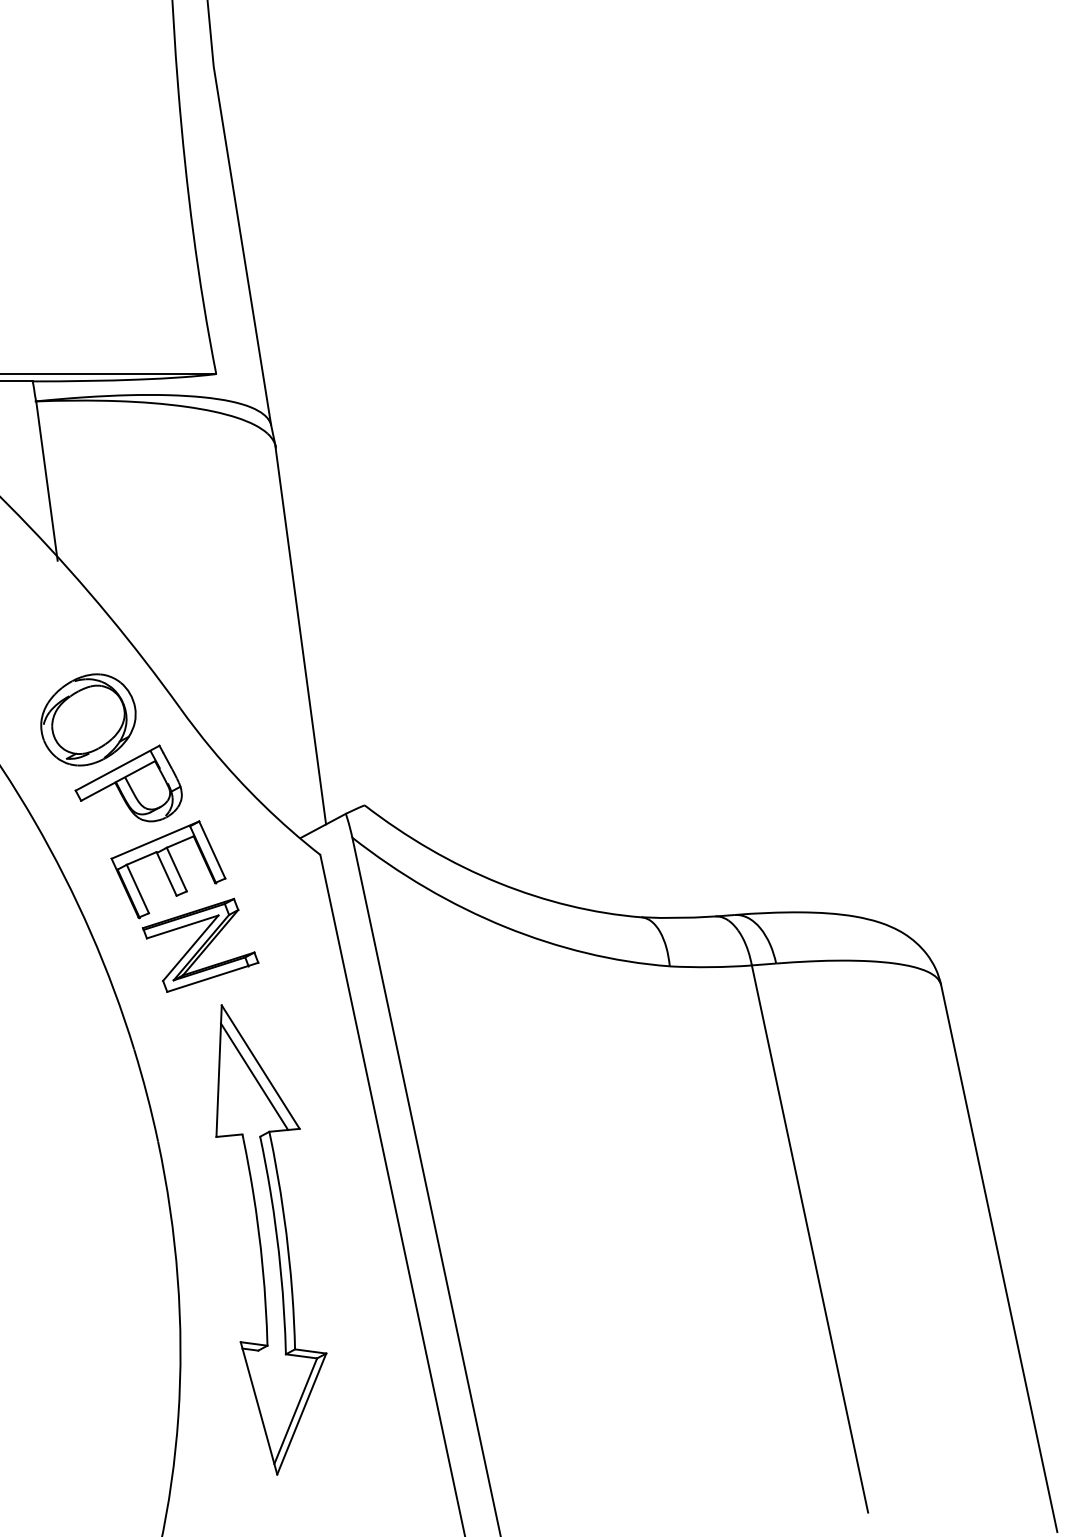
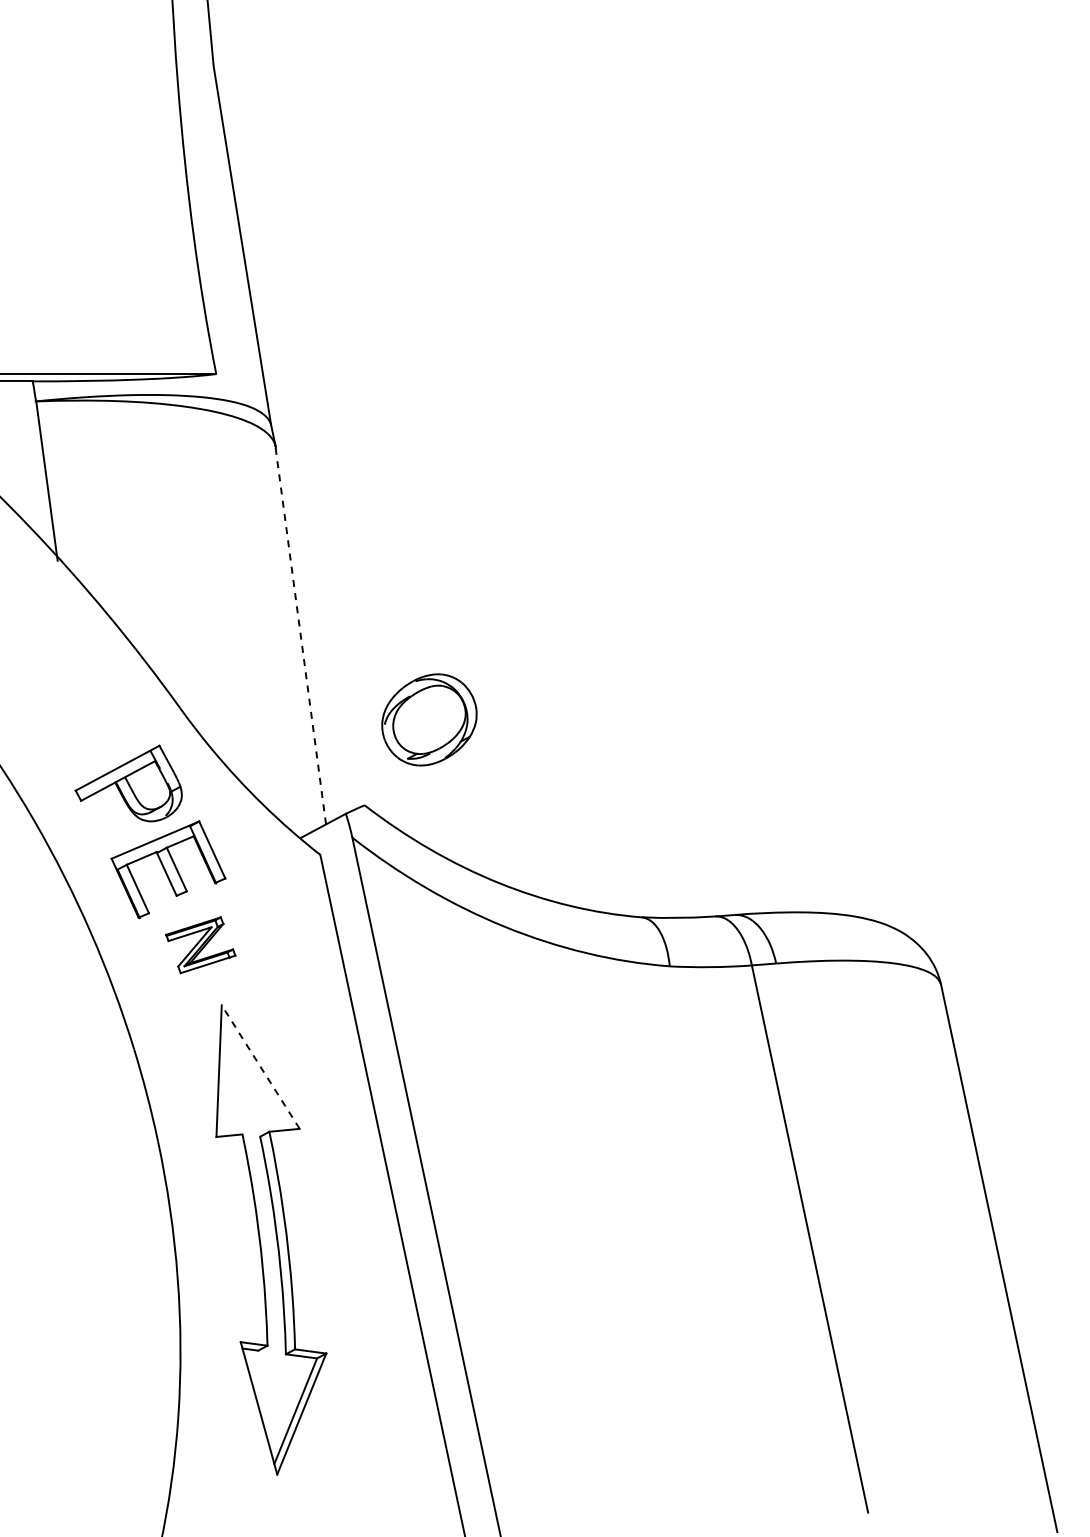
line: solid -> dashed (300, 636)
part position: (88, 719) -> (429, 719) (429, 719)
part size: 118x96 px -> 72x59 px (200, 945)
line: solid -> dashed (260, 1066)
line: present -> none (254, 1076)
